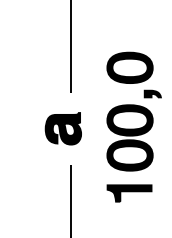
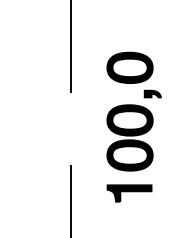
part: present -> none (62, 128)
